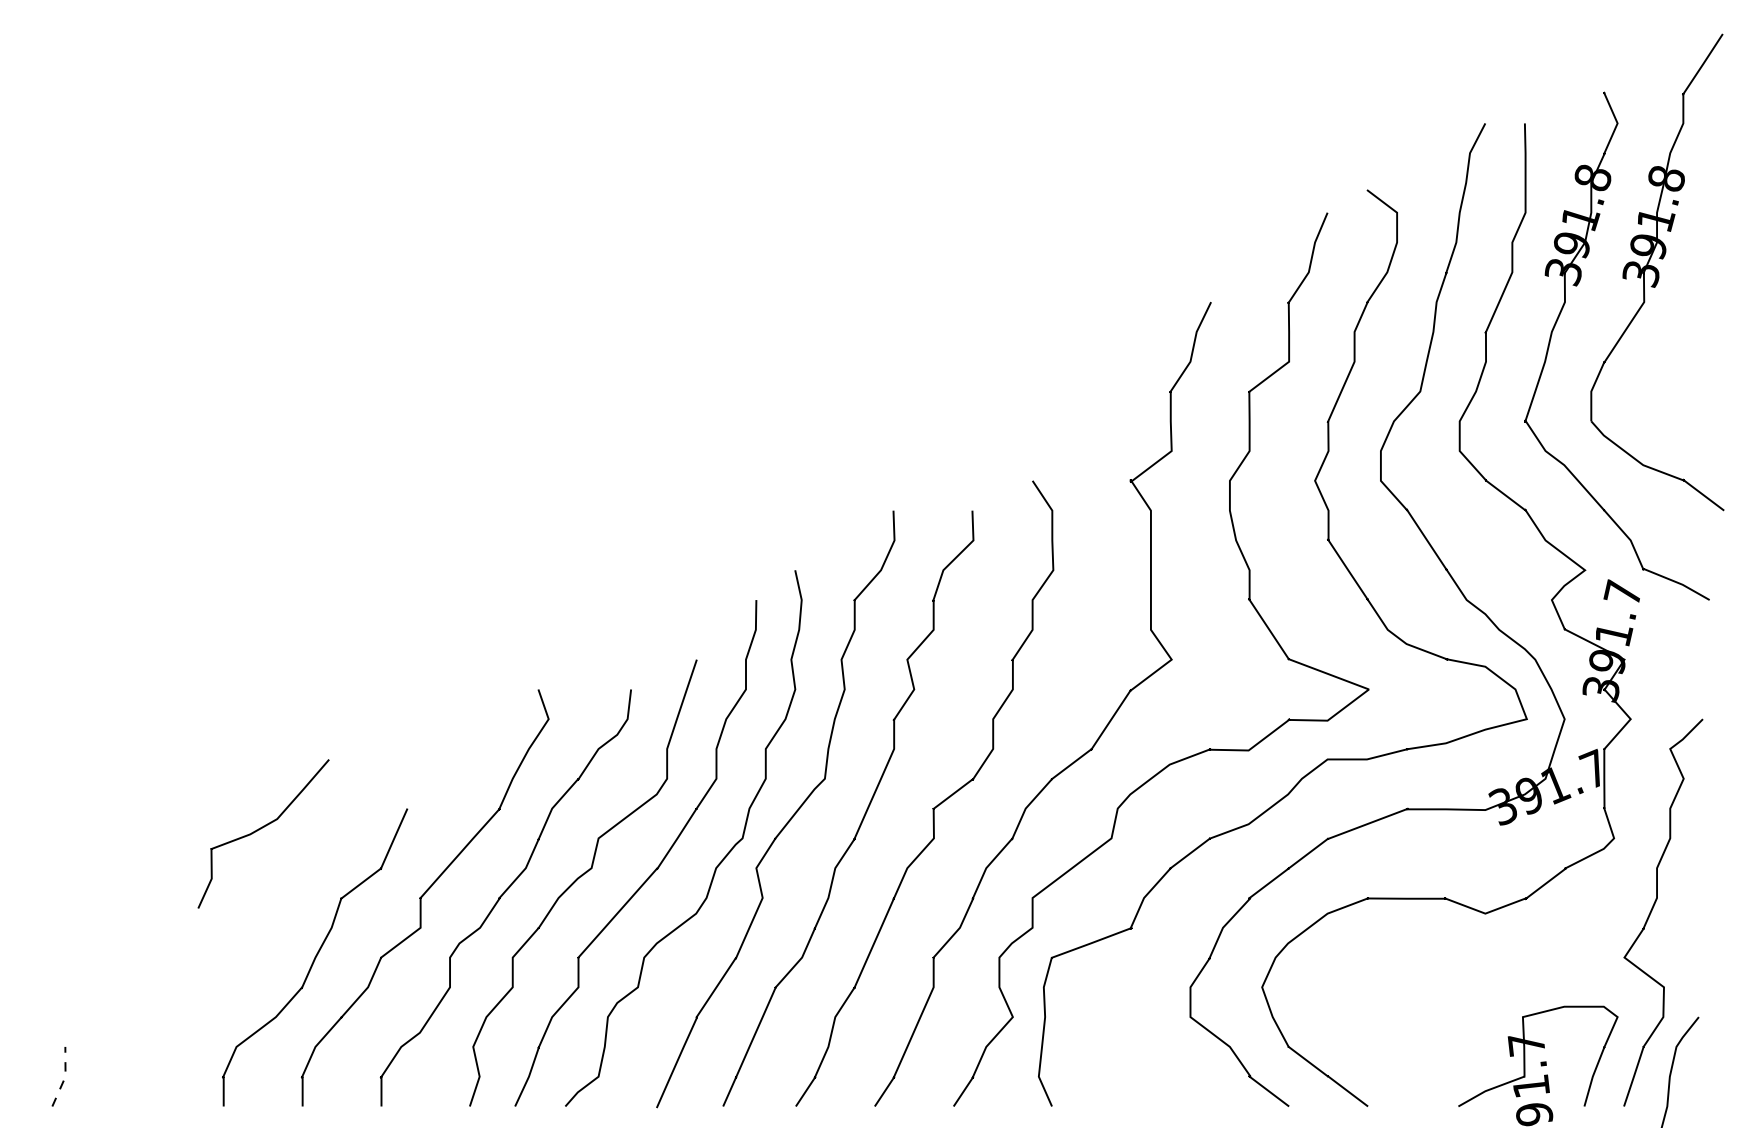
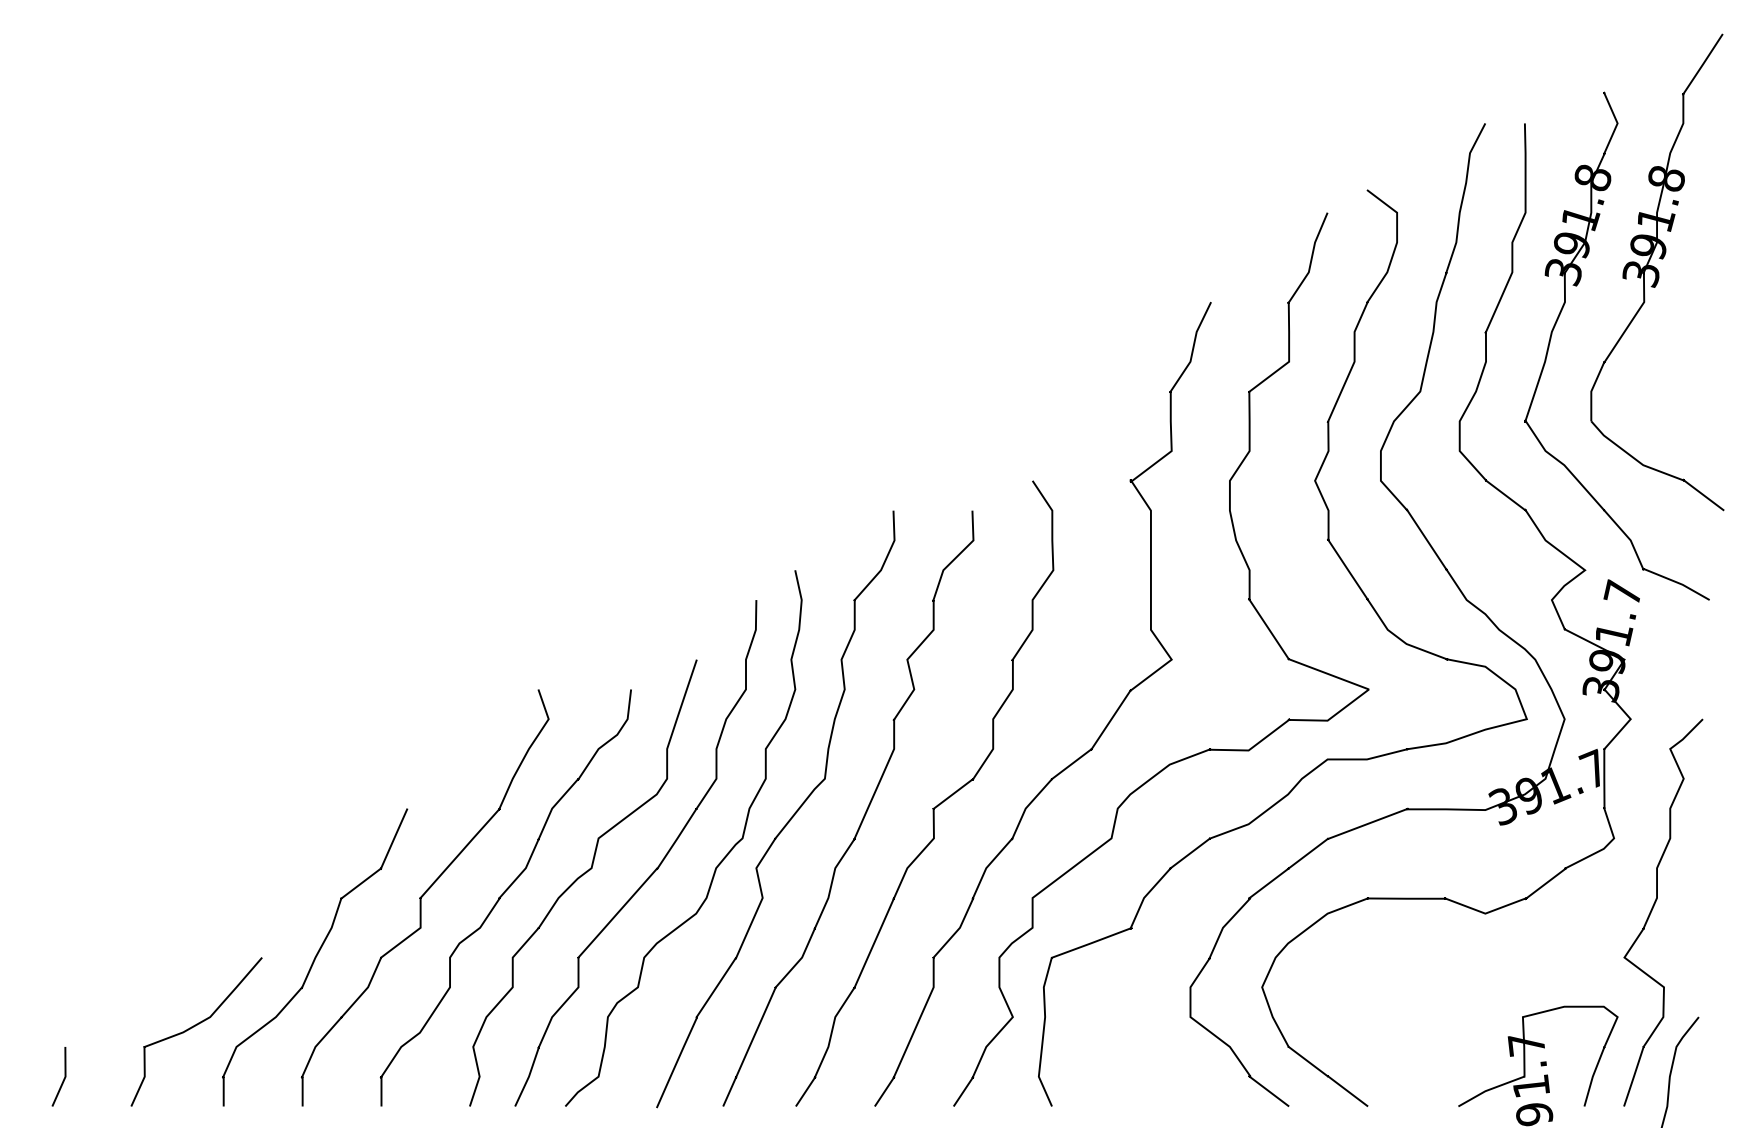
curve position: (261, 829) -> (194, 1027) (194, 1027)
line: dashed -> solid (65, 1077)
